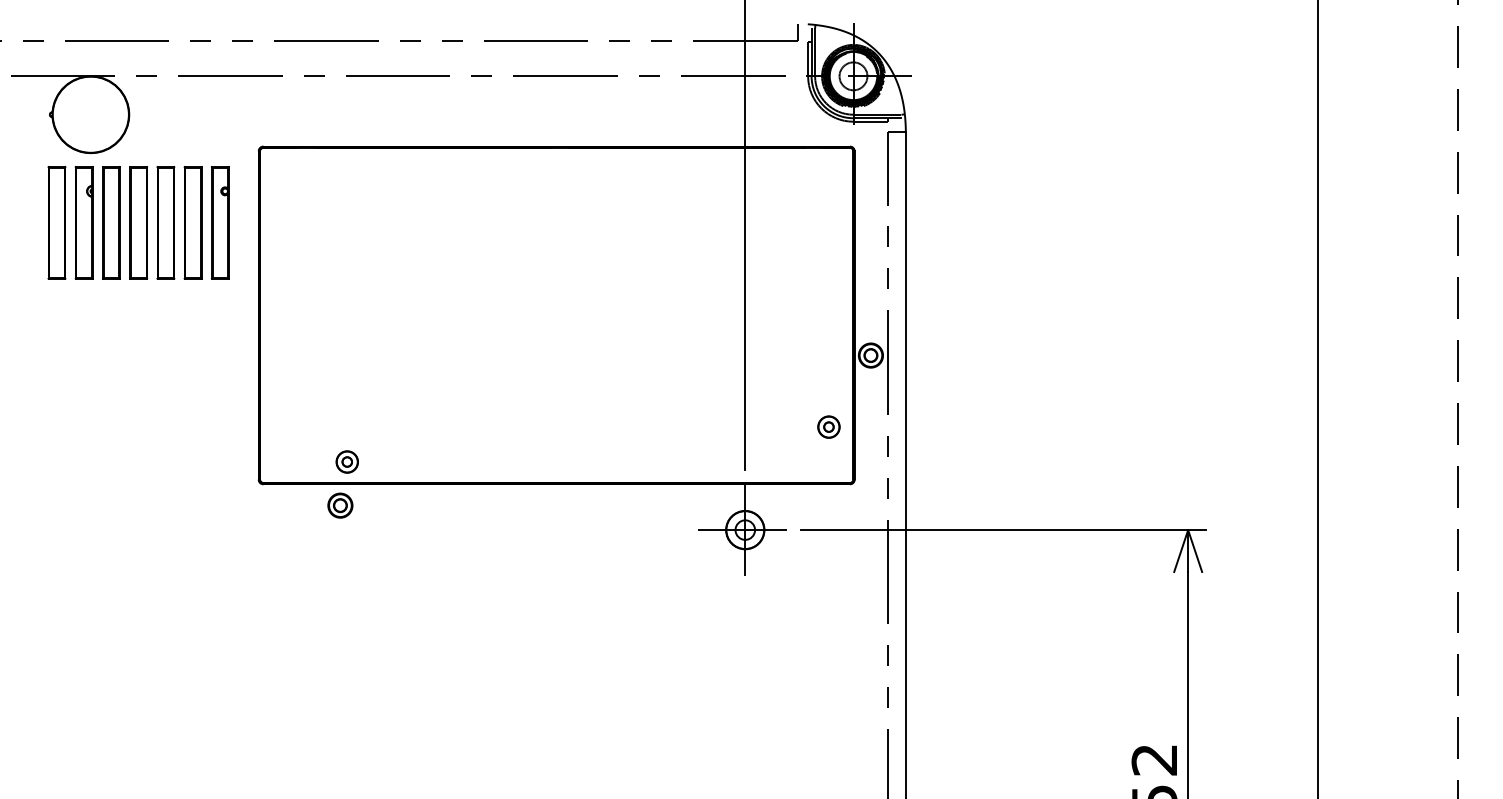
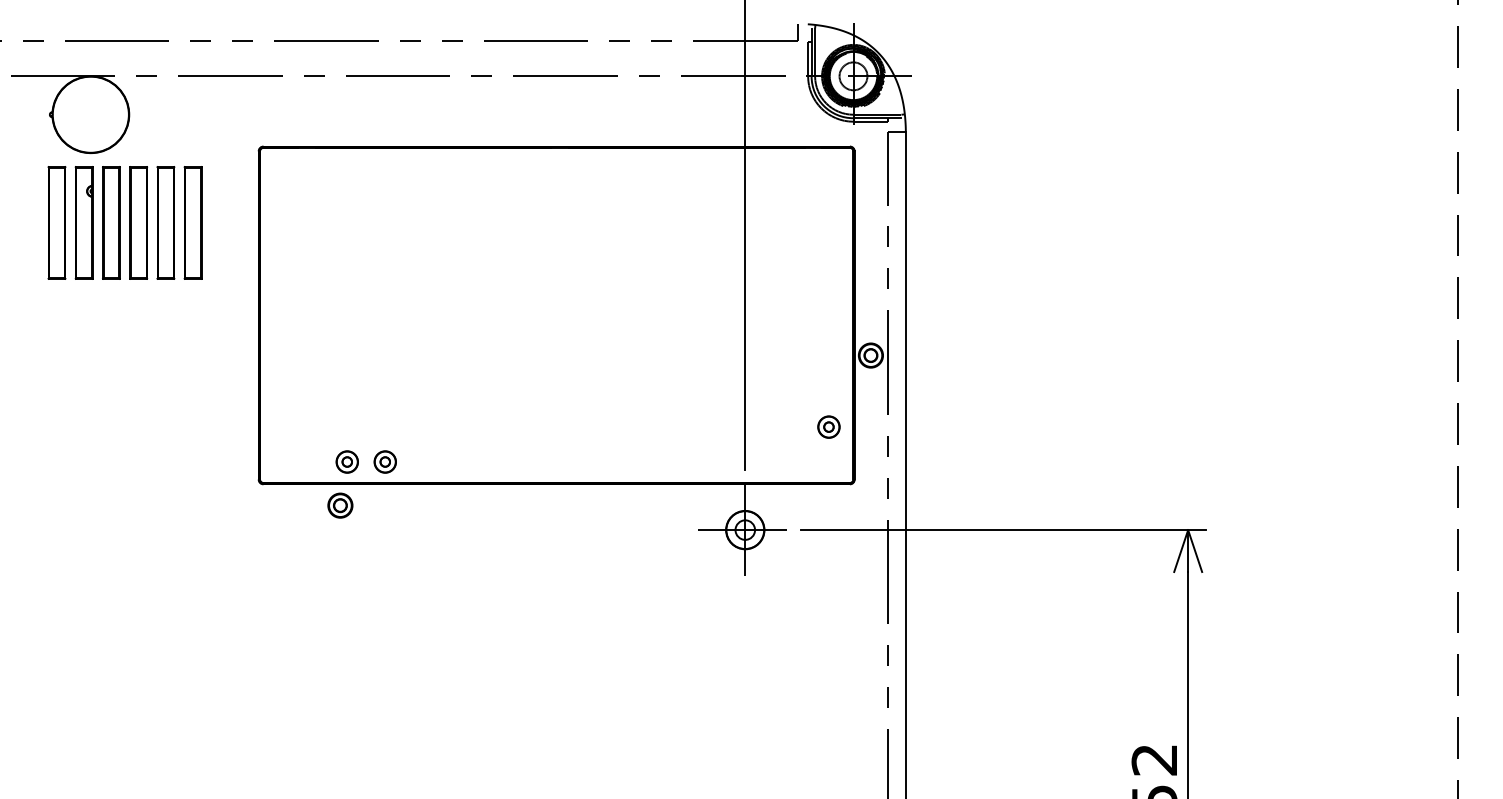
part: present -> none (219, 222)
line: present -> none (1318, 398)
part: none -> present (384, 461)
